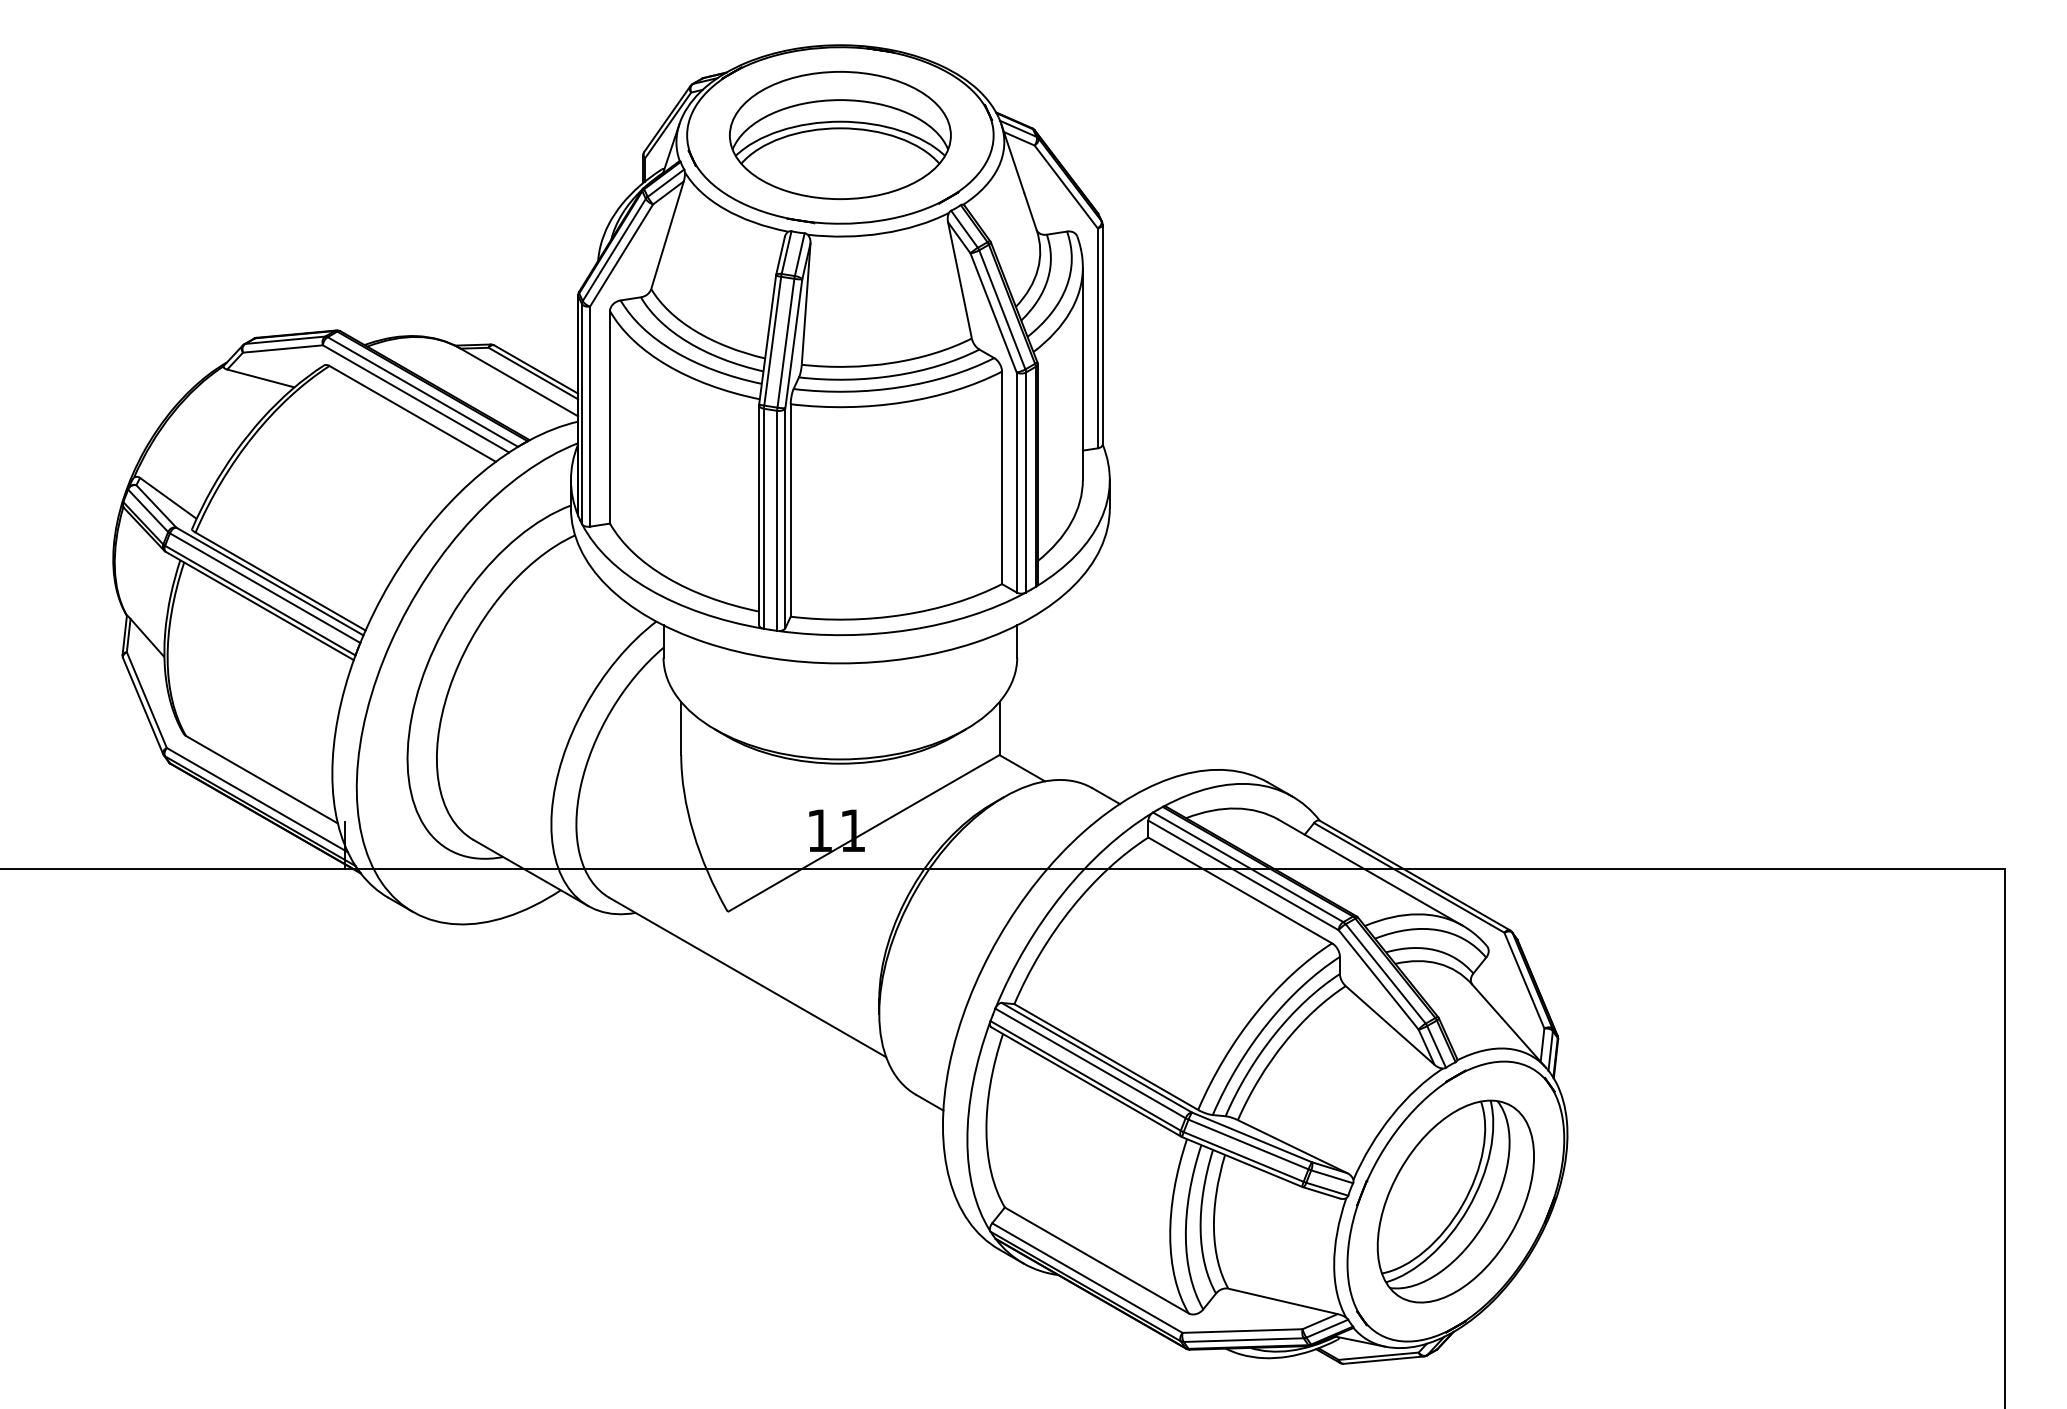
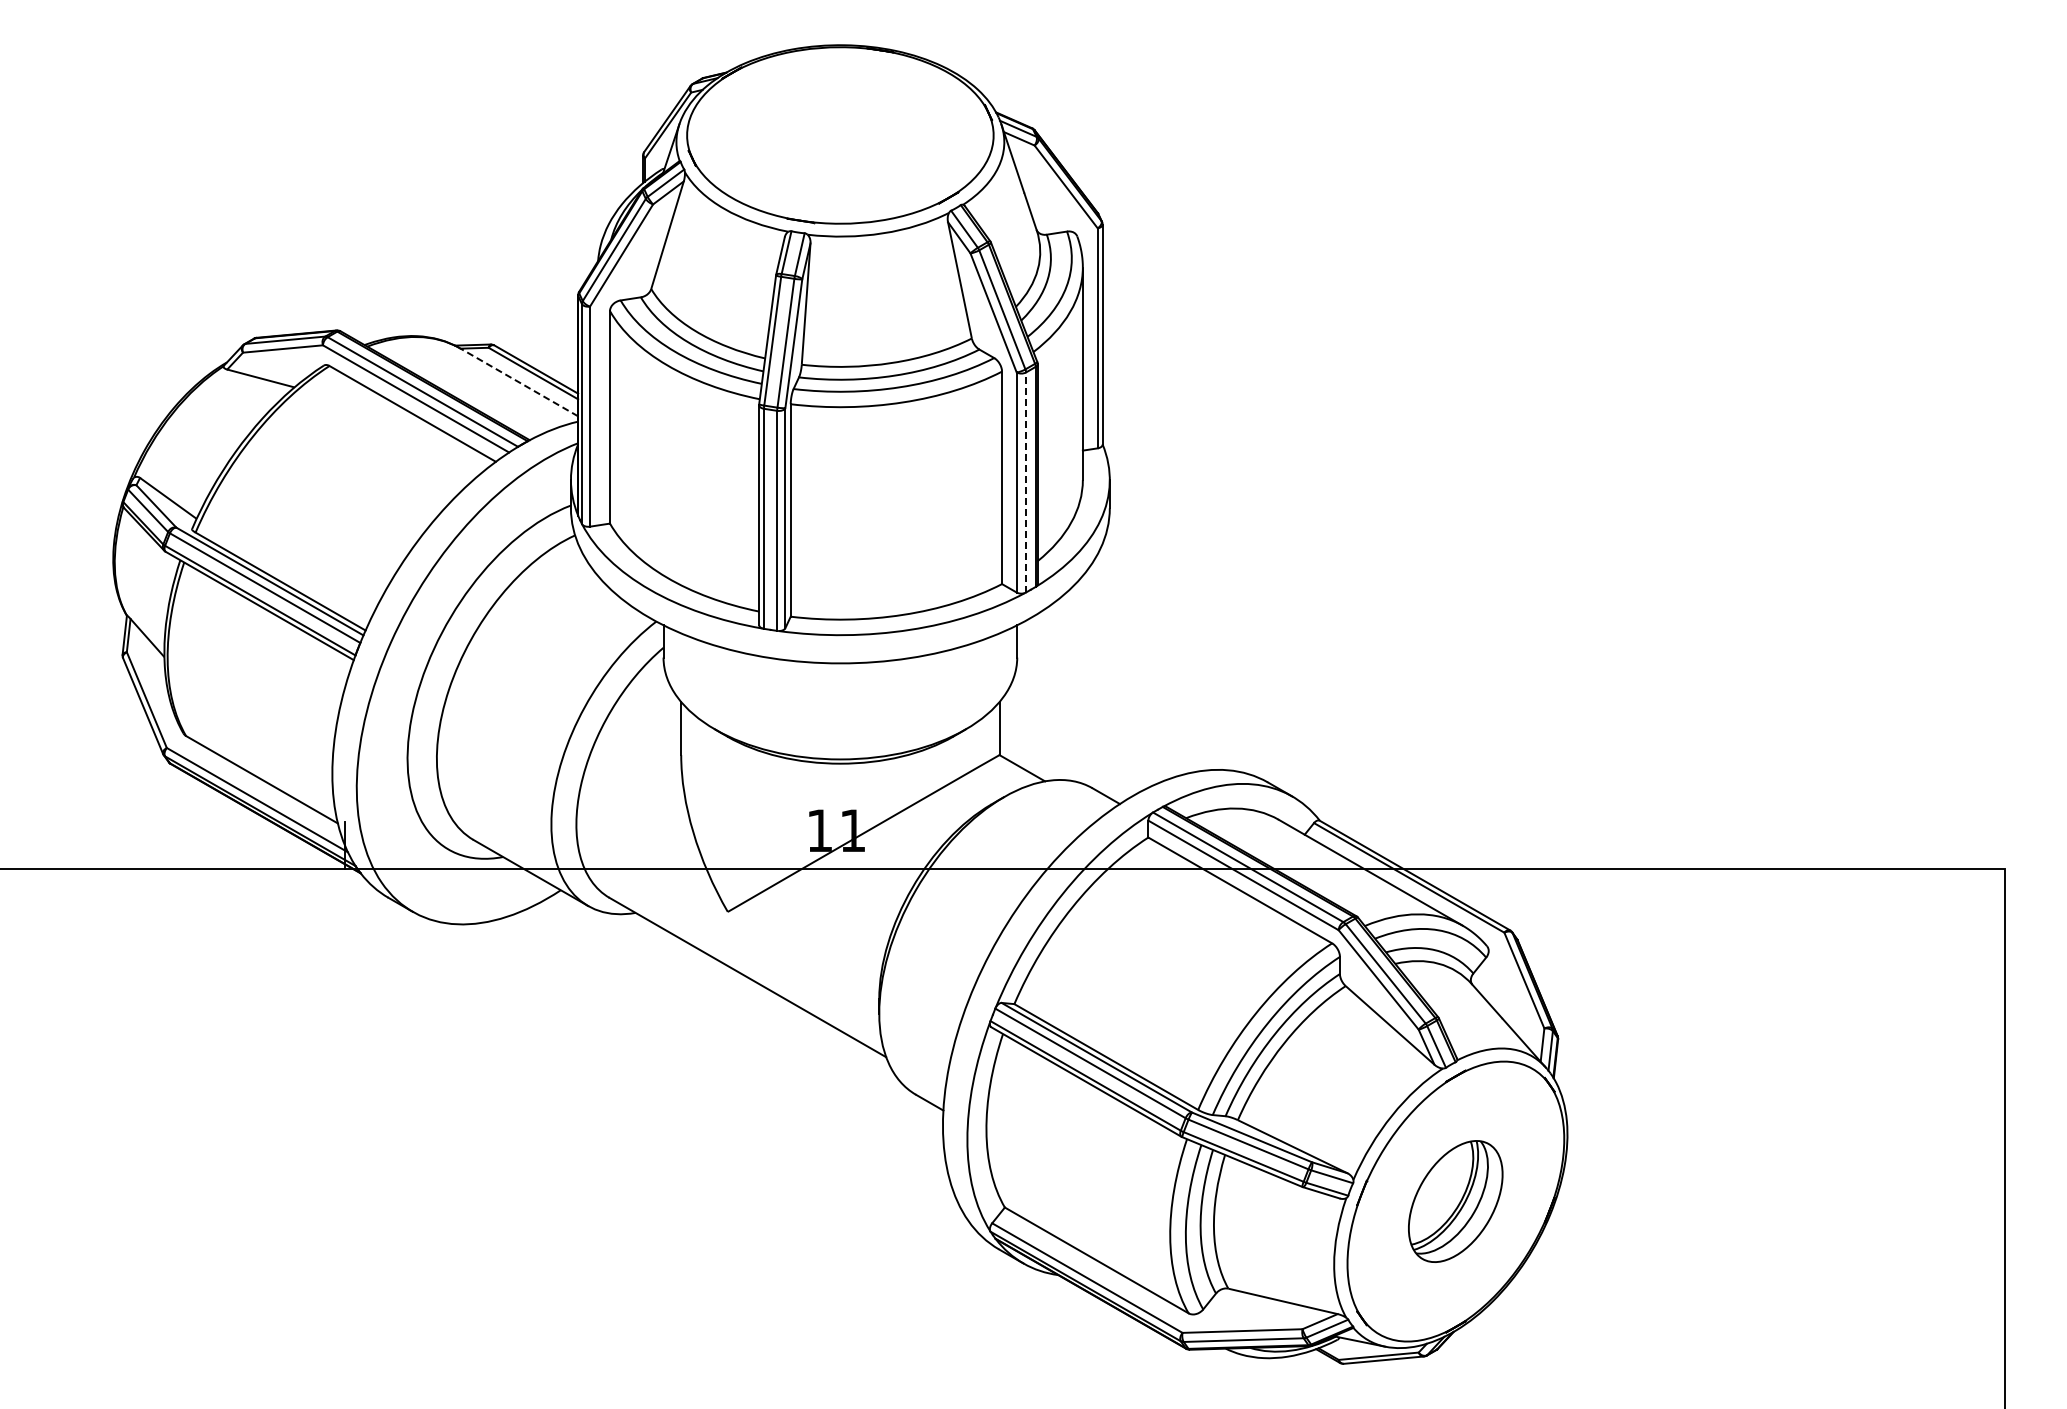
part: present -> none (840, 135)
line: solid -> dashed (518, 382)
line: solid -> dashed (1026, 482)
part size: 159x205 px -> 96x123 px (1455, 1201)
